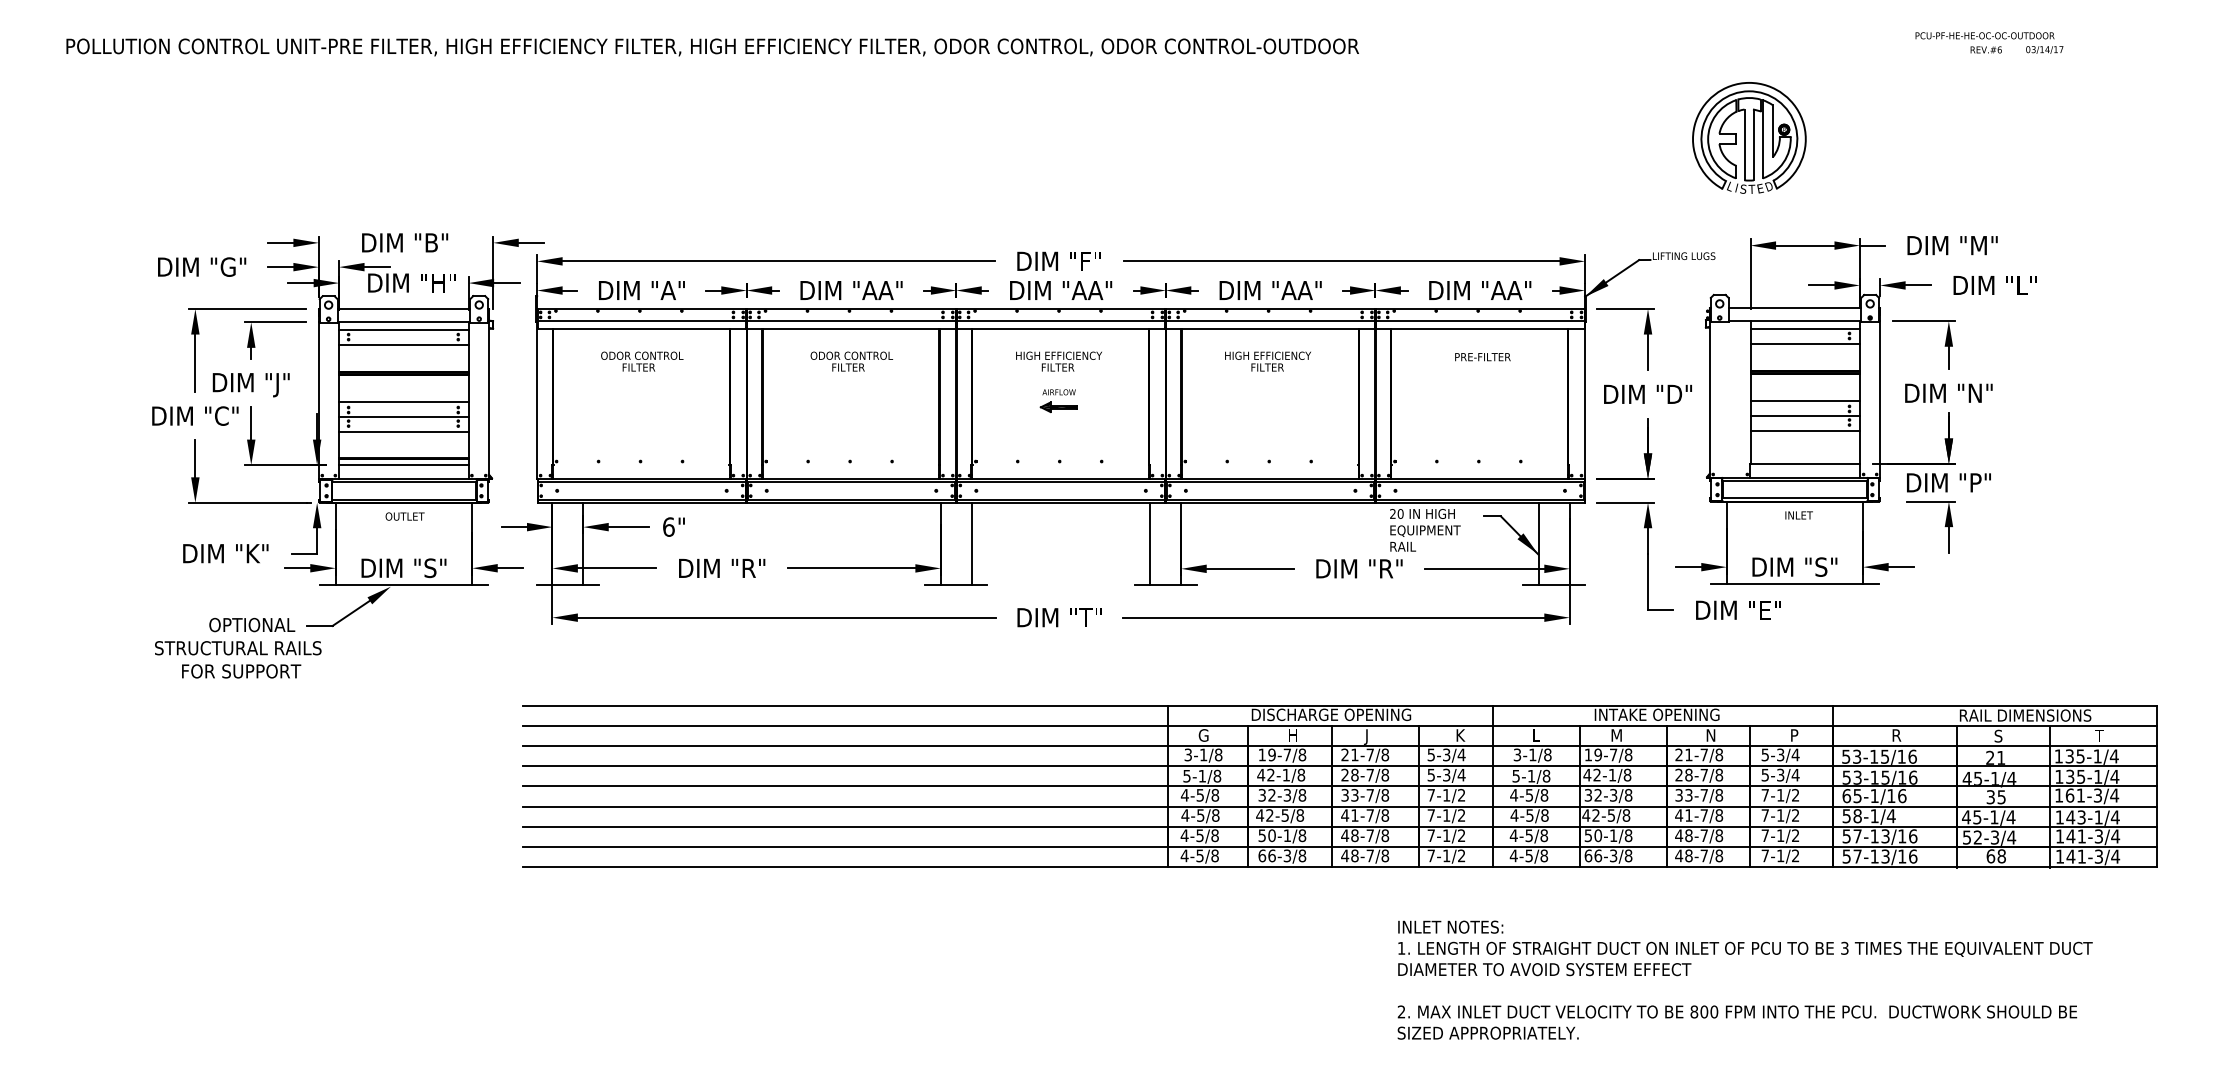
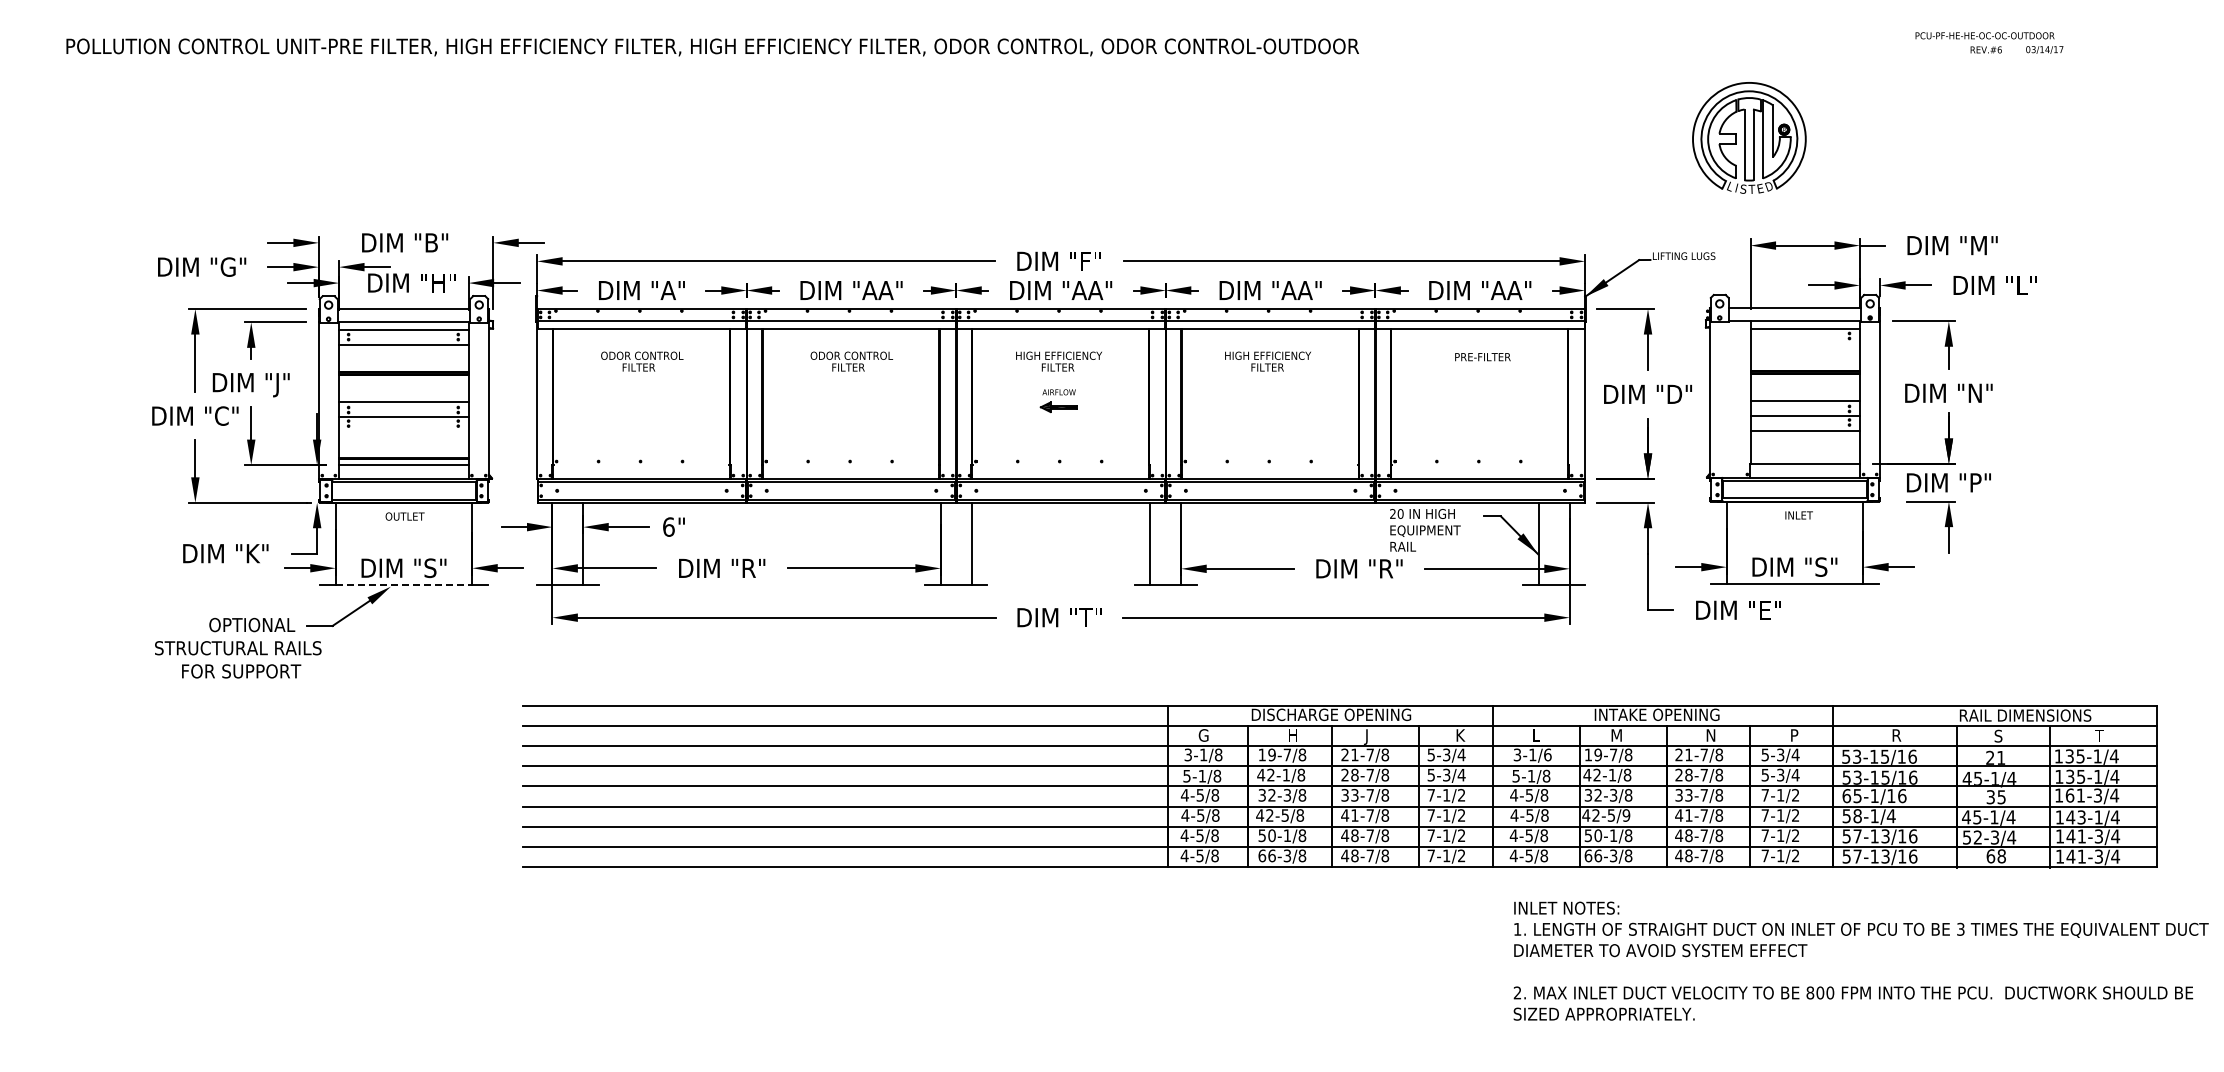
line: present -> none (1804, 344)
line: present -> none (403, 431)
line: solid -> dashed (404, 585)
text: 3-1/8 -> 3-1/6 (1547, 754)
text: 42-5/8 -> 42-5/9 (1626, 815)
text position: (1744, 979) -> (1860, 960) (1860, 960)
